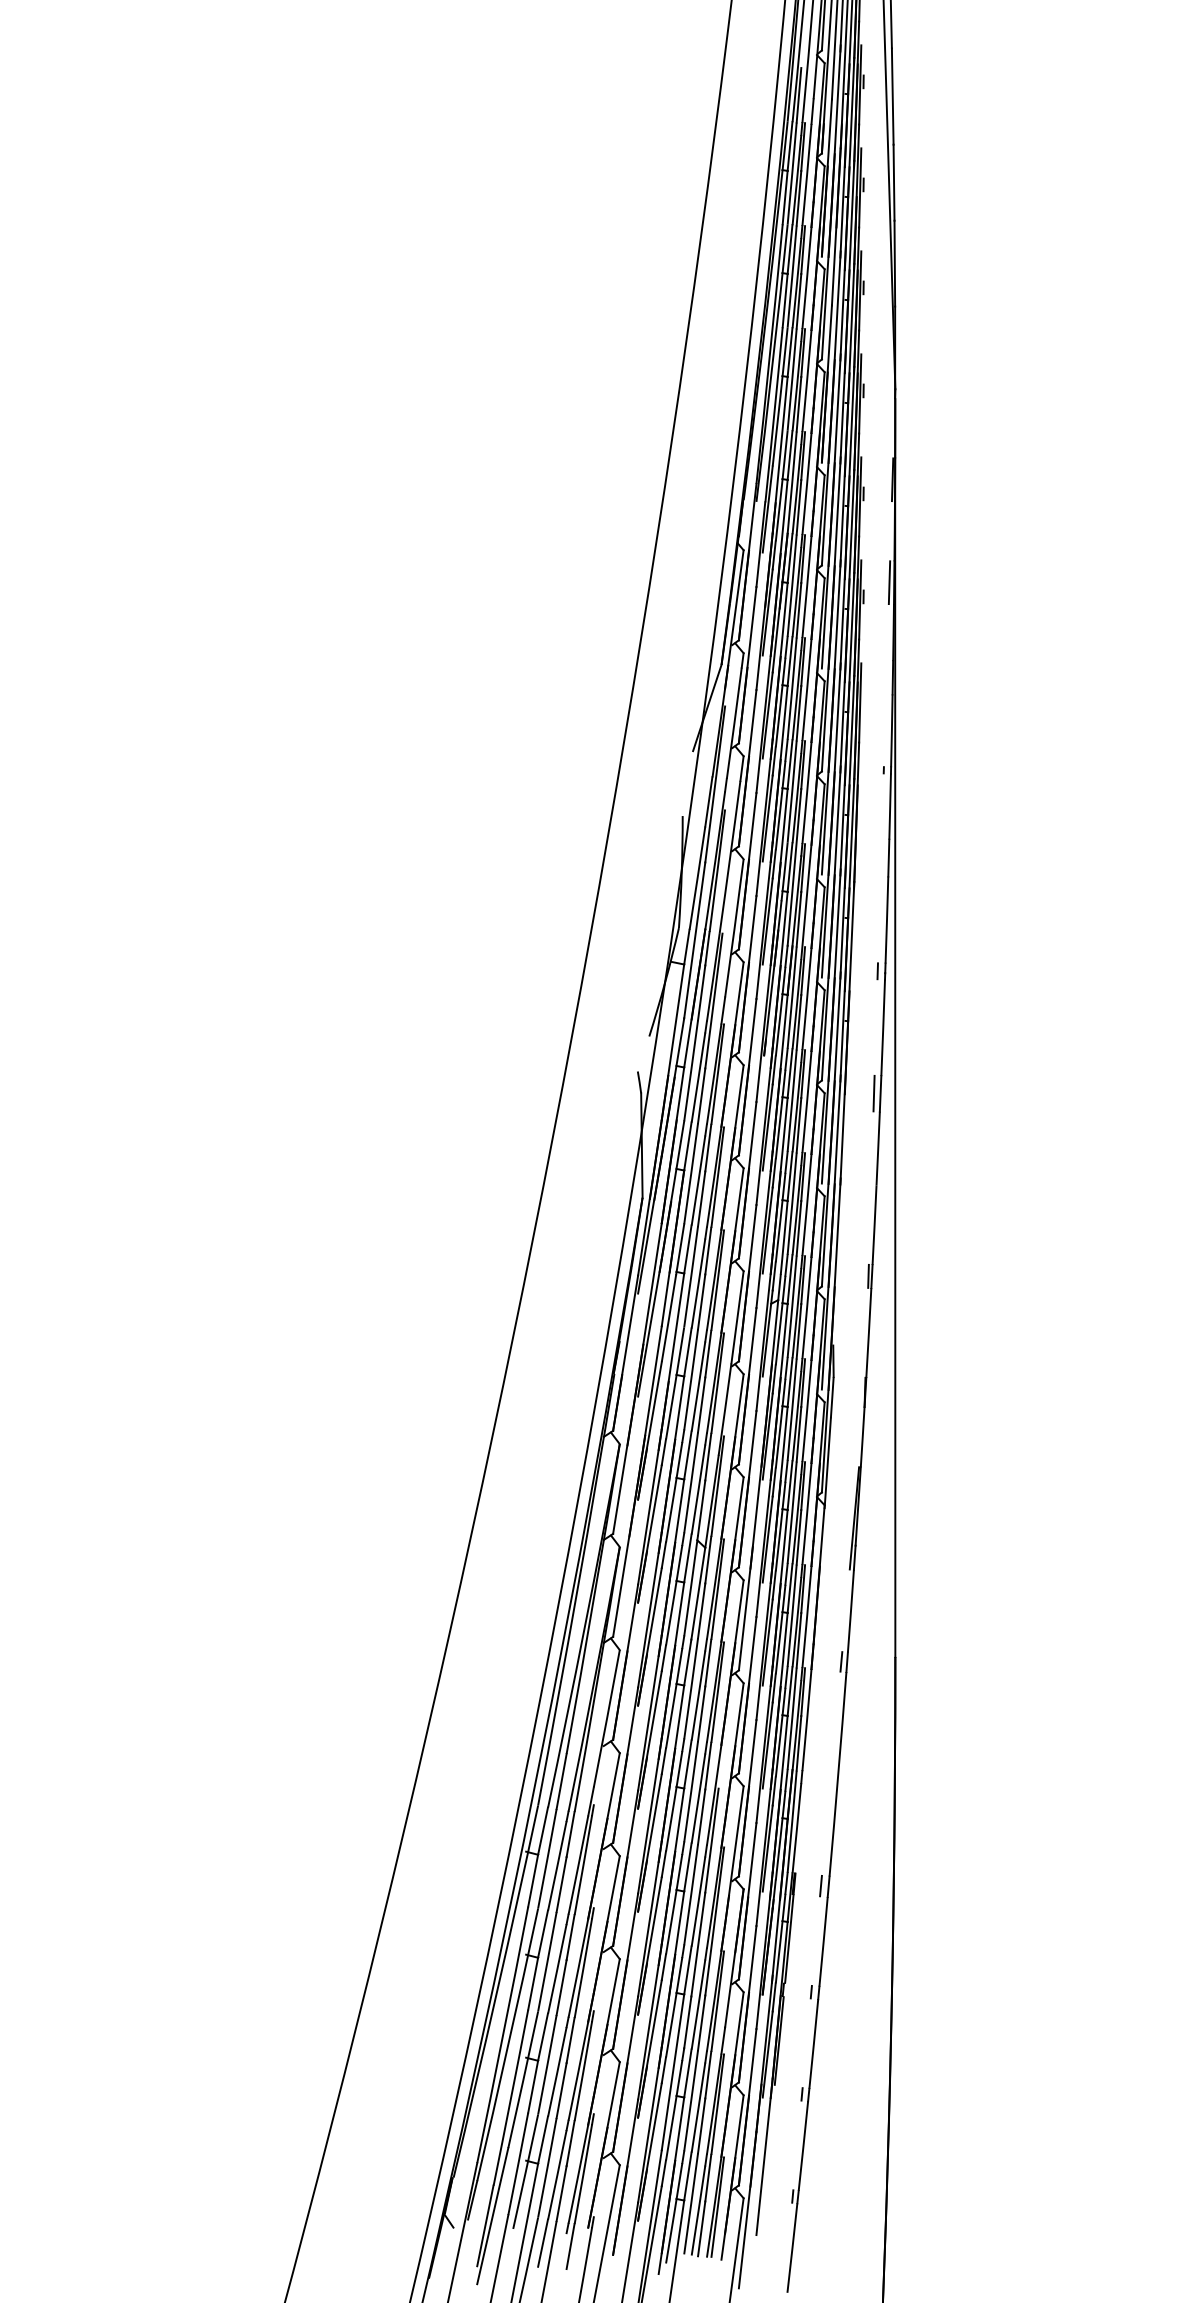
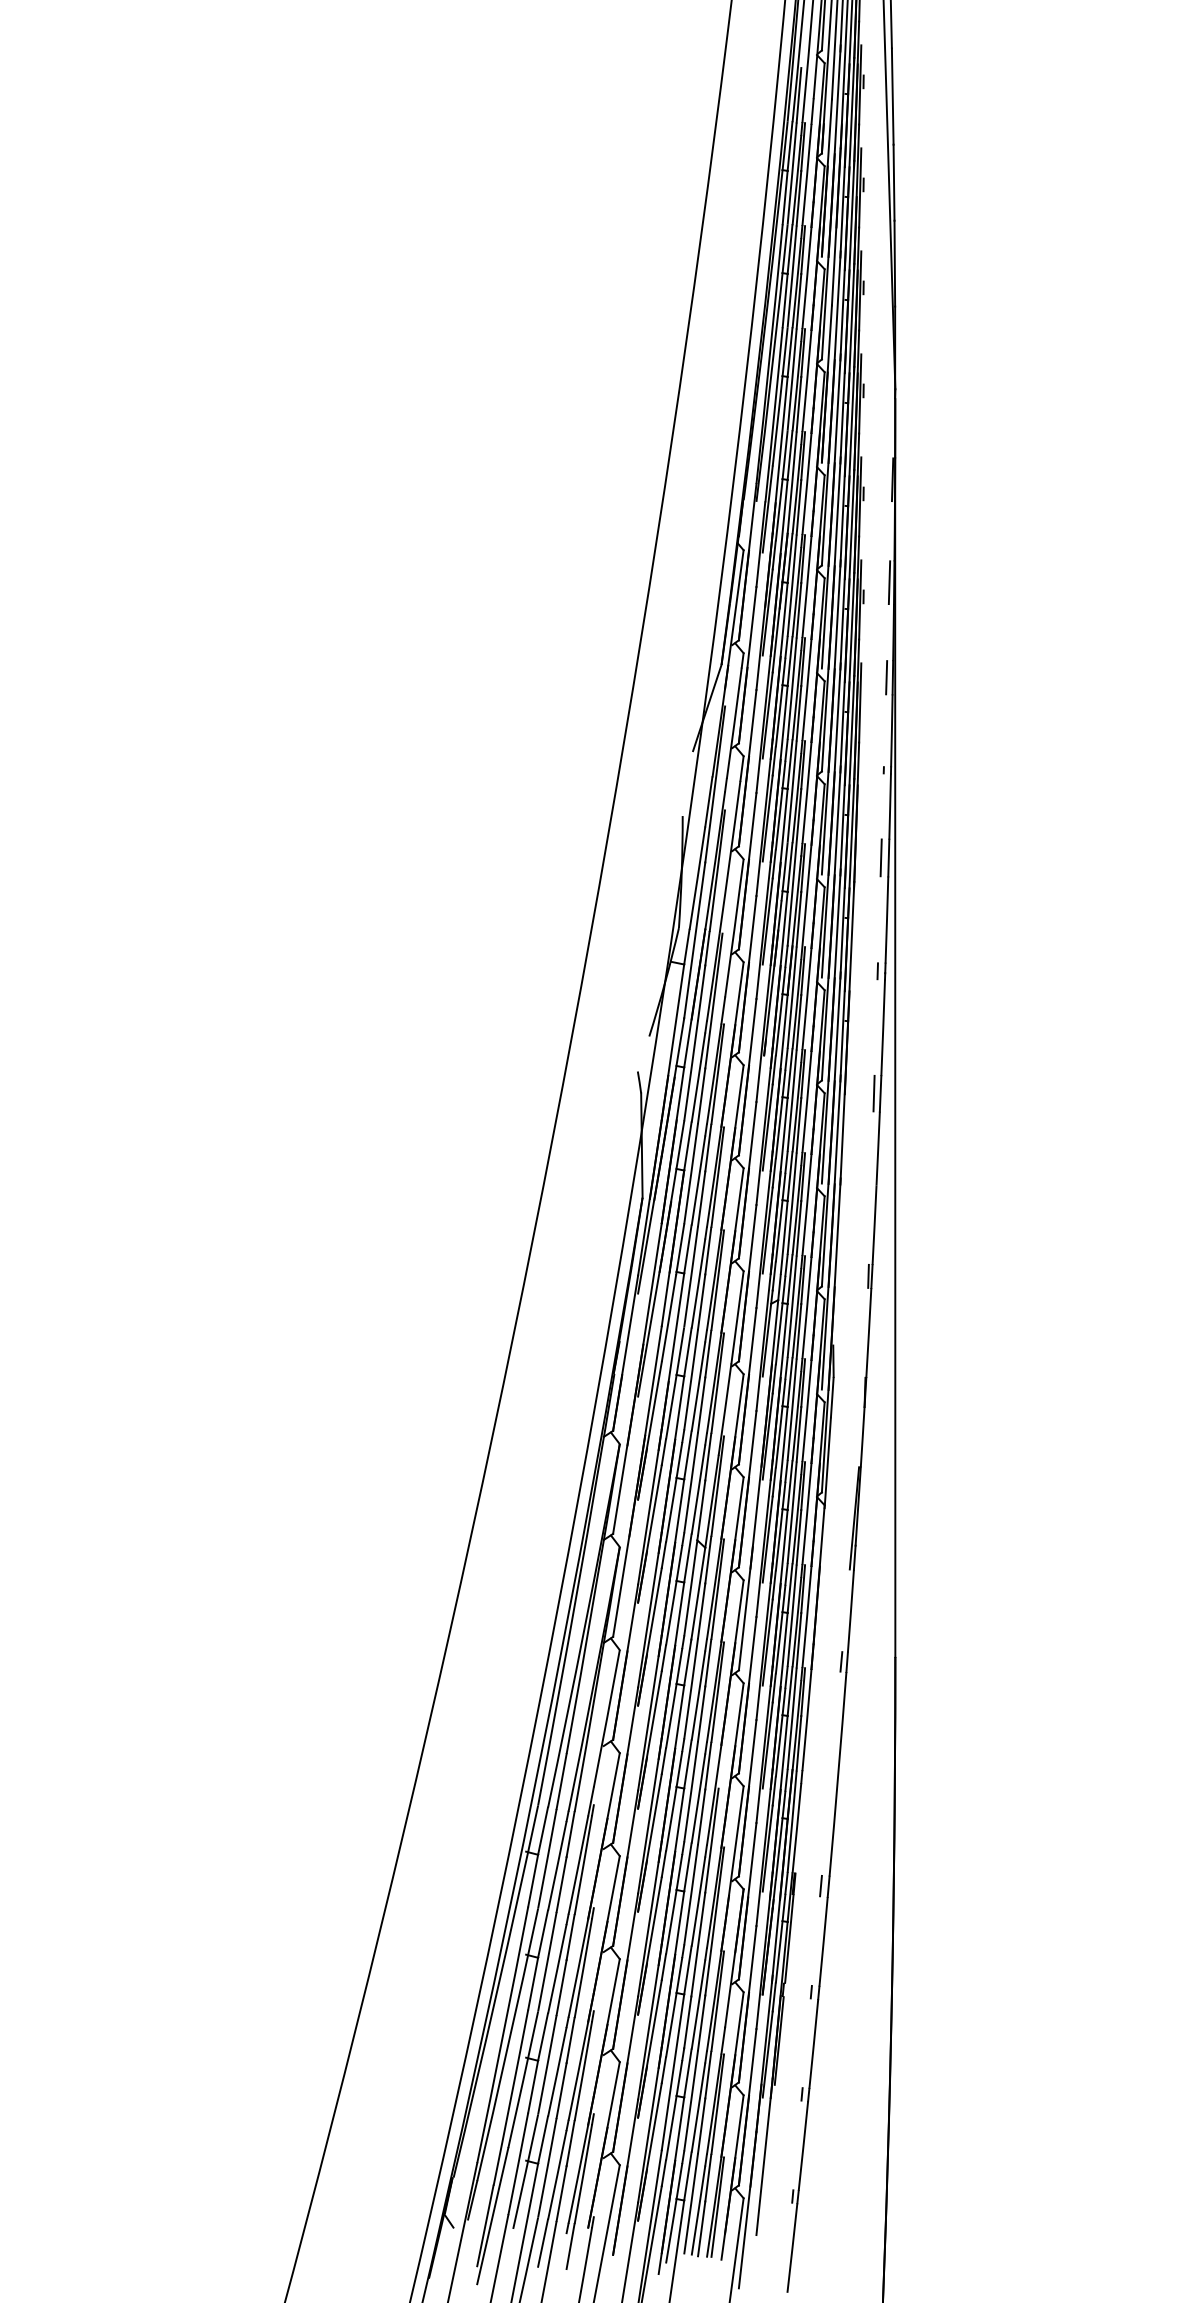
line: none -> present (886, 677)
line: none -> present (880, 857)
